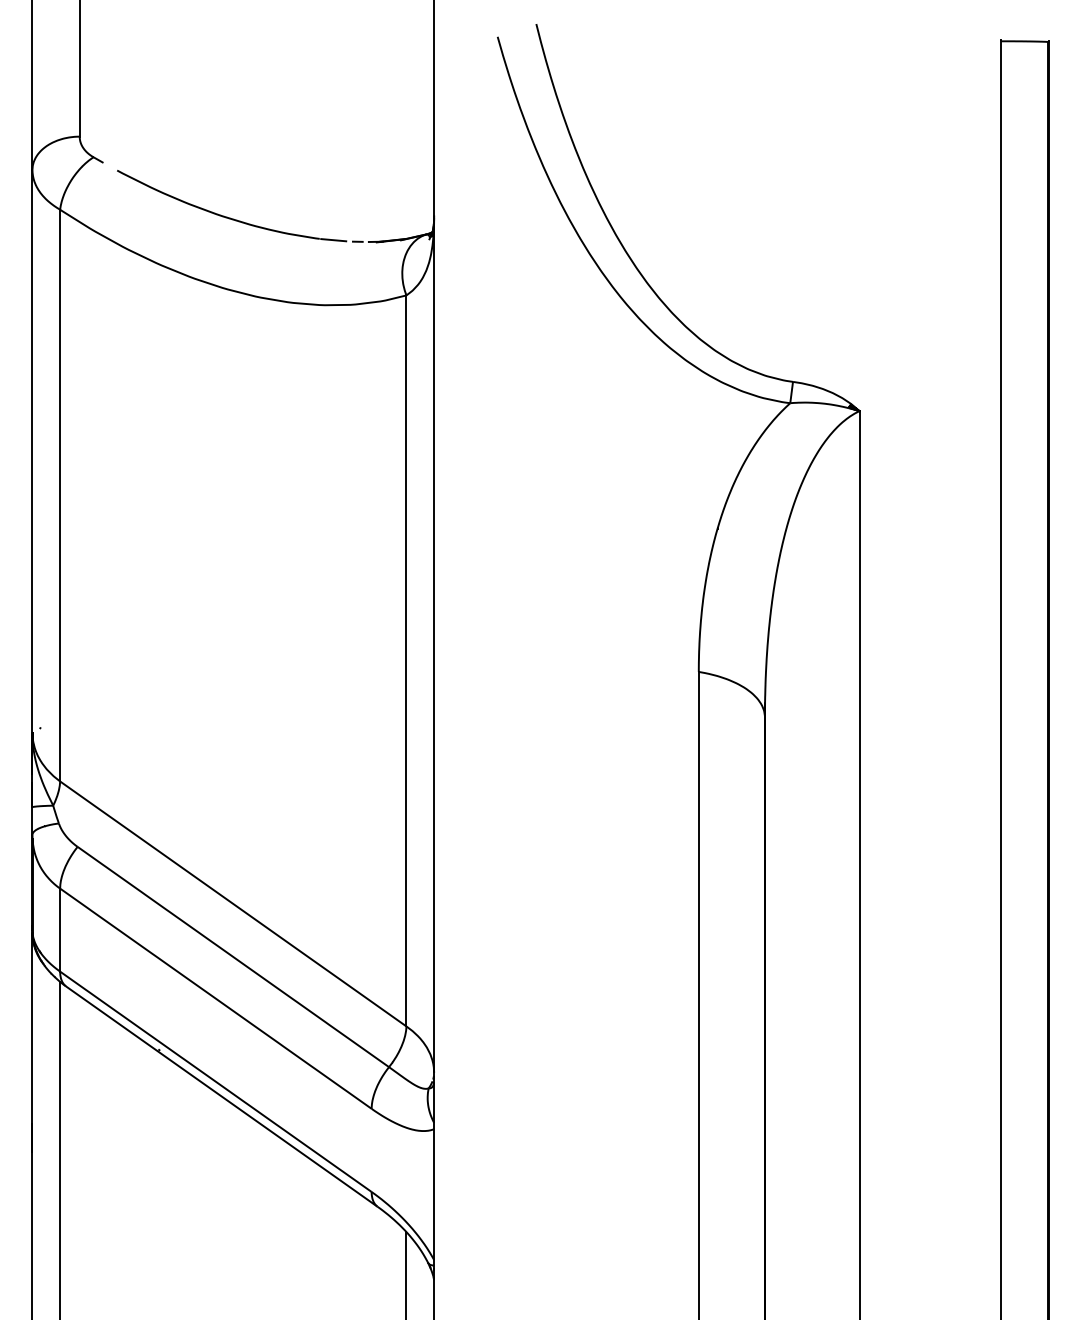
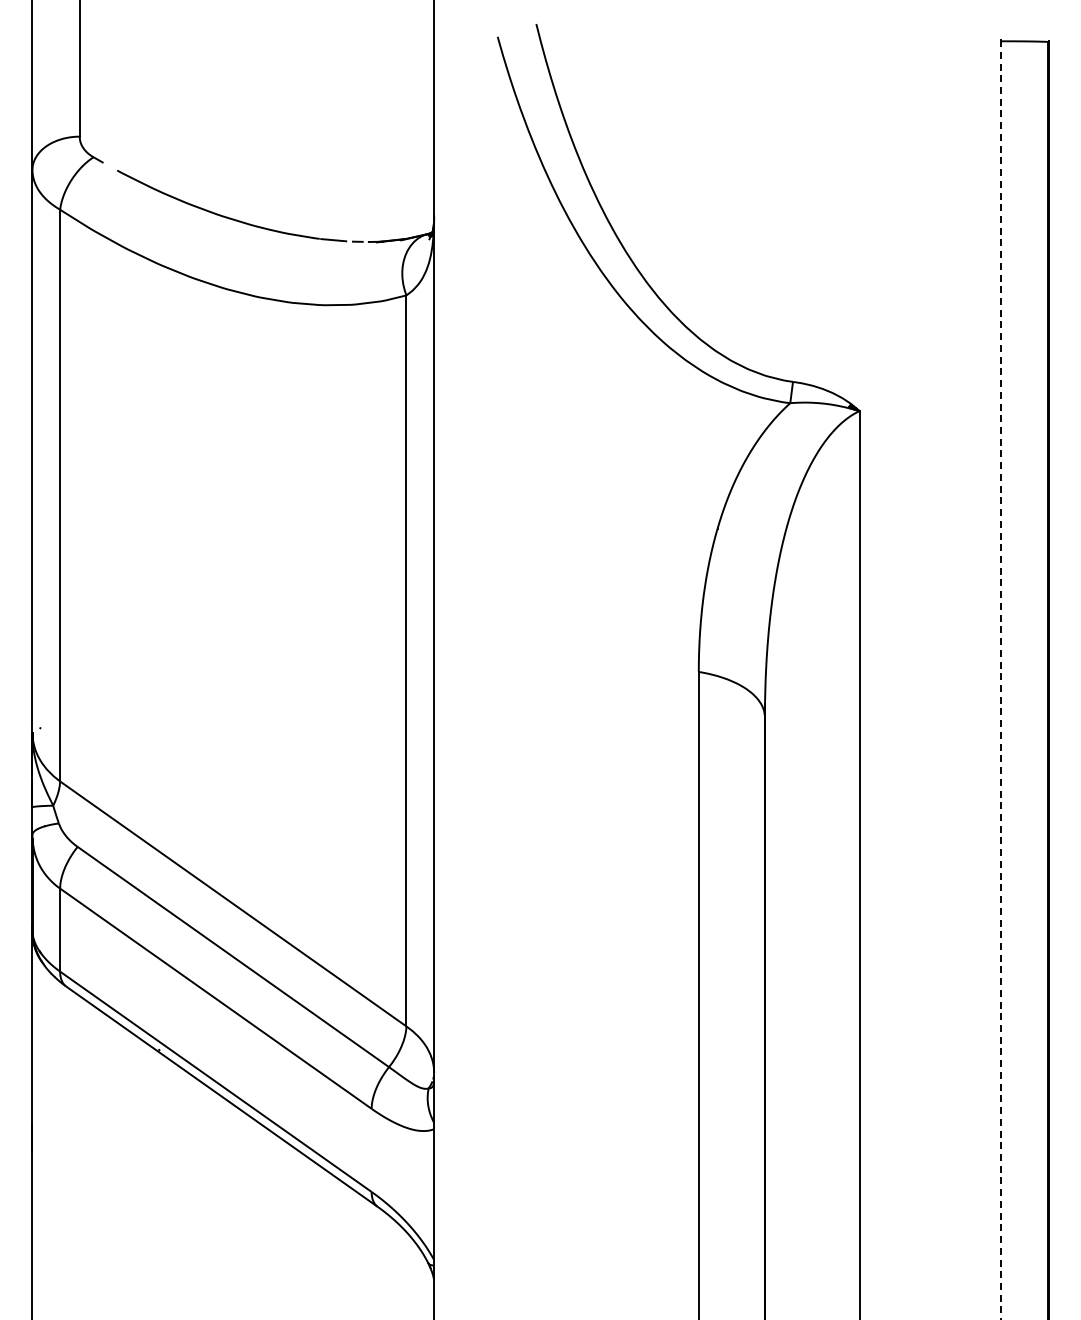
line: solid -> dashed (1001, 680)
line: present -> none (60, 1148)
line: present -> none (406, 1274)
